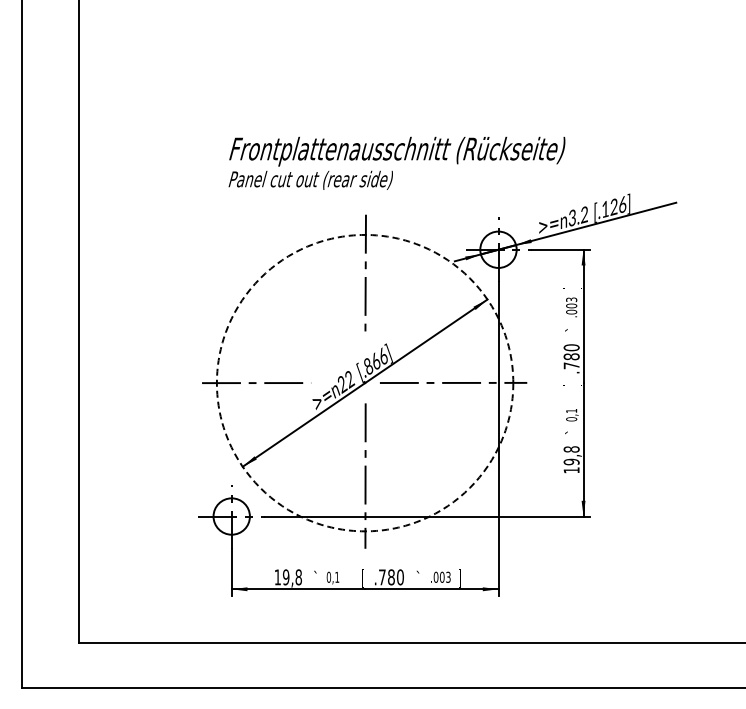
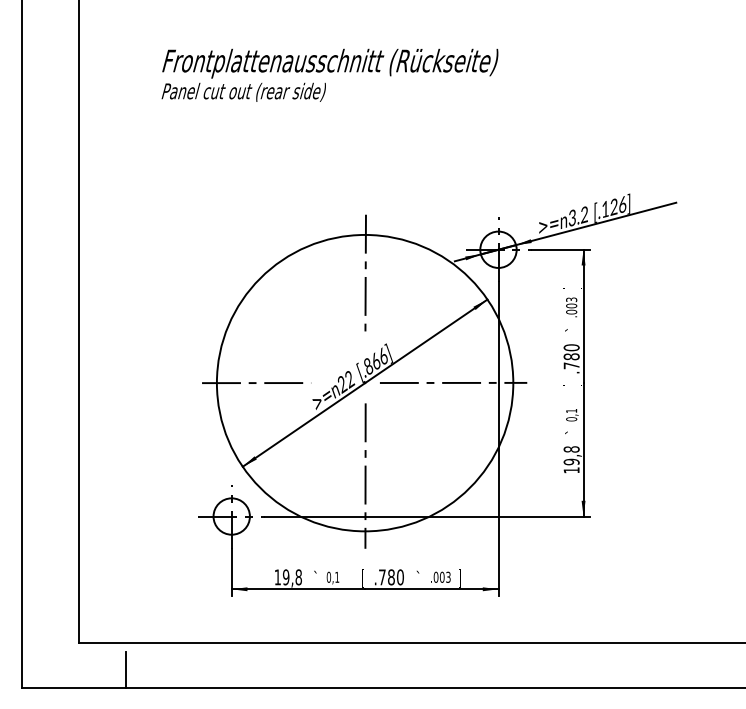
text position: (396, 162) -> (329, 74) (329, 74)
circle: dashed -> solid (364, 382)
line: none -> present (125, 669)
